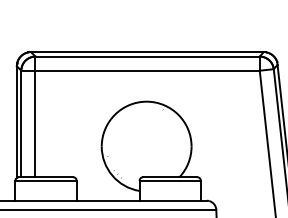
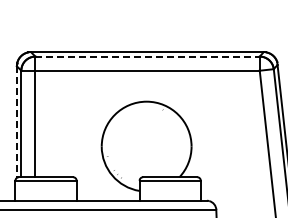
line: solid -> dashed (148, 56)
line: solid -> dashed (16, 122)
